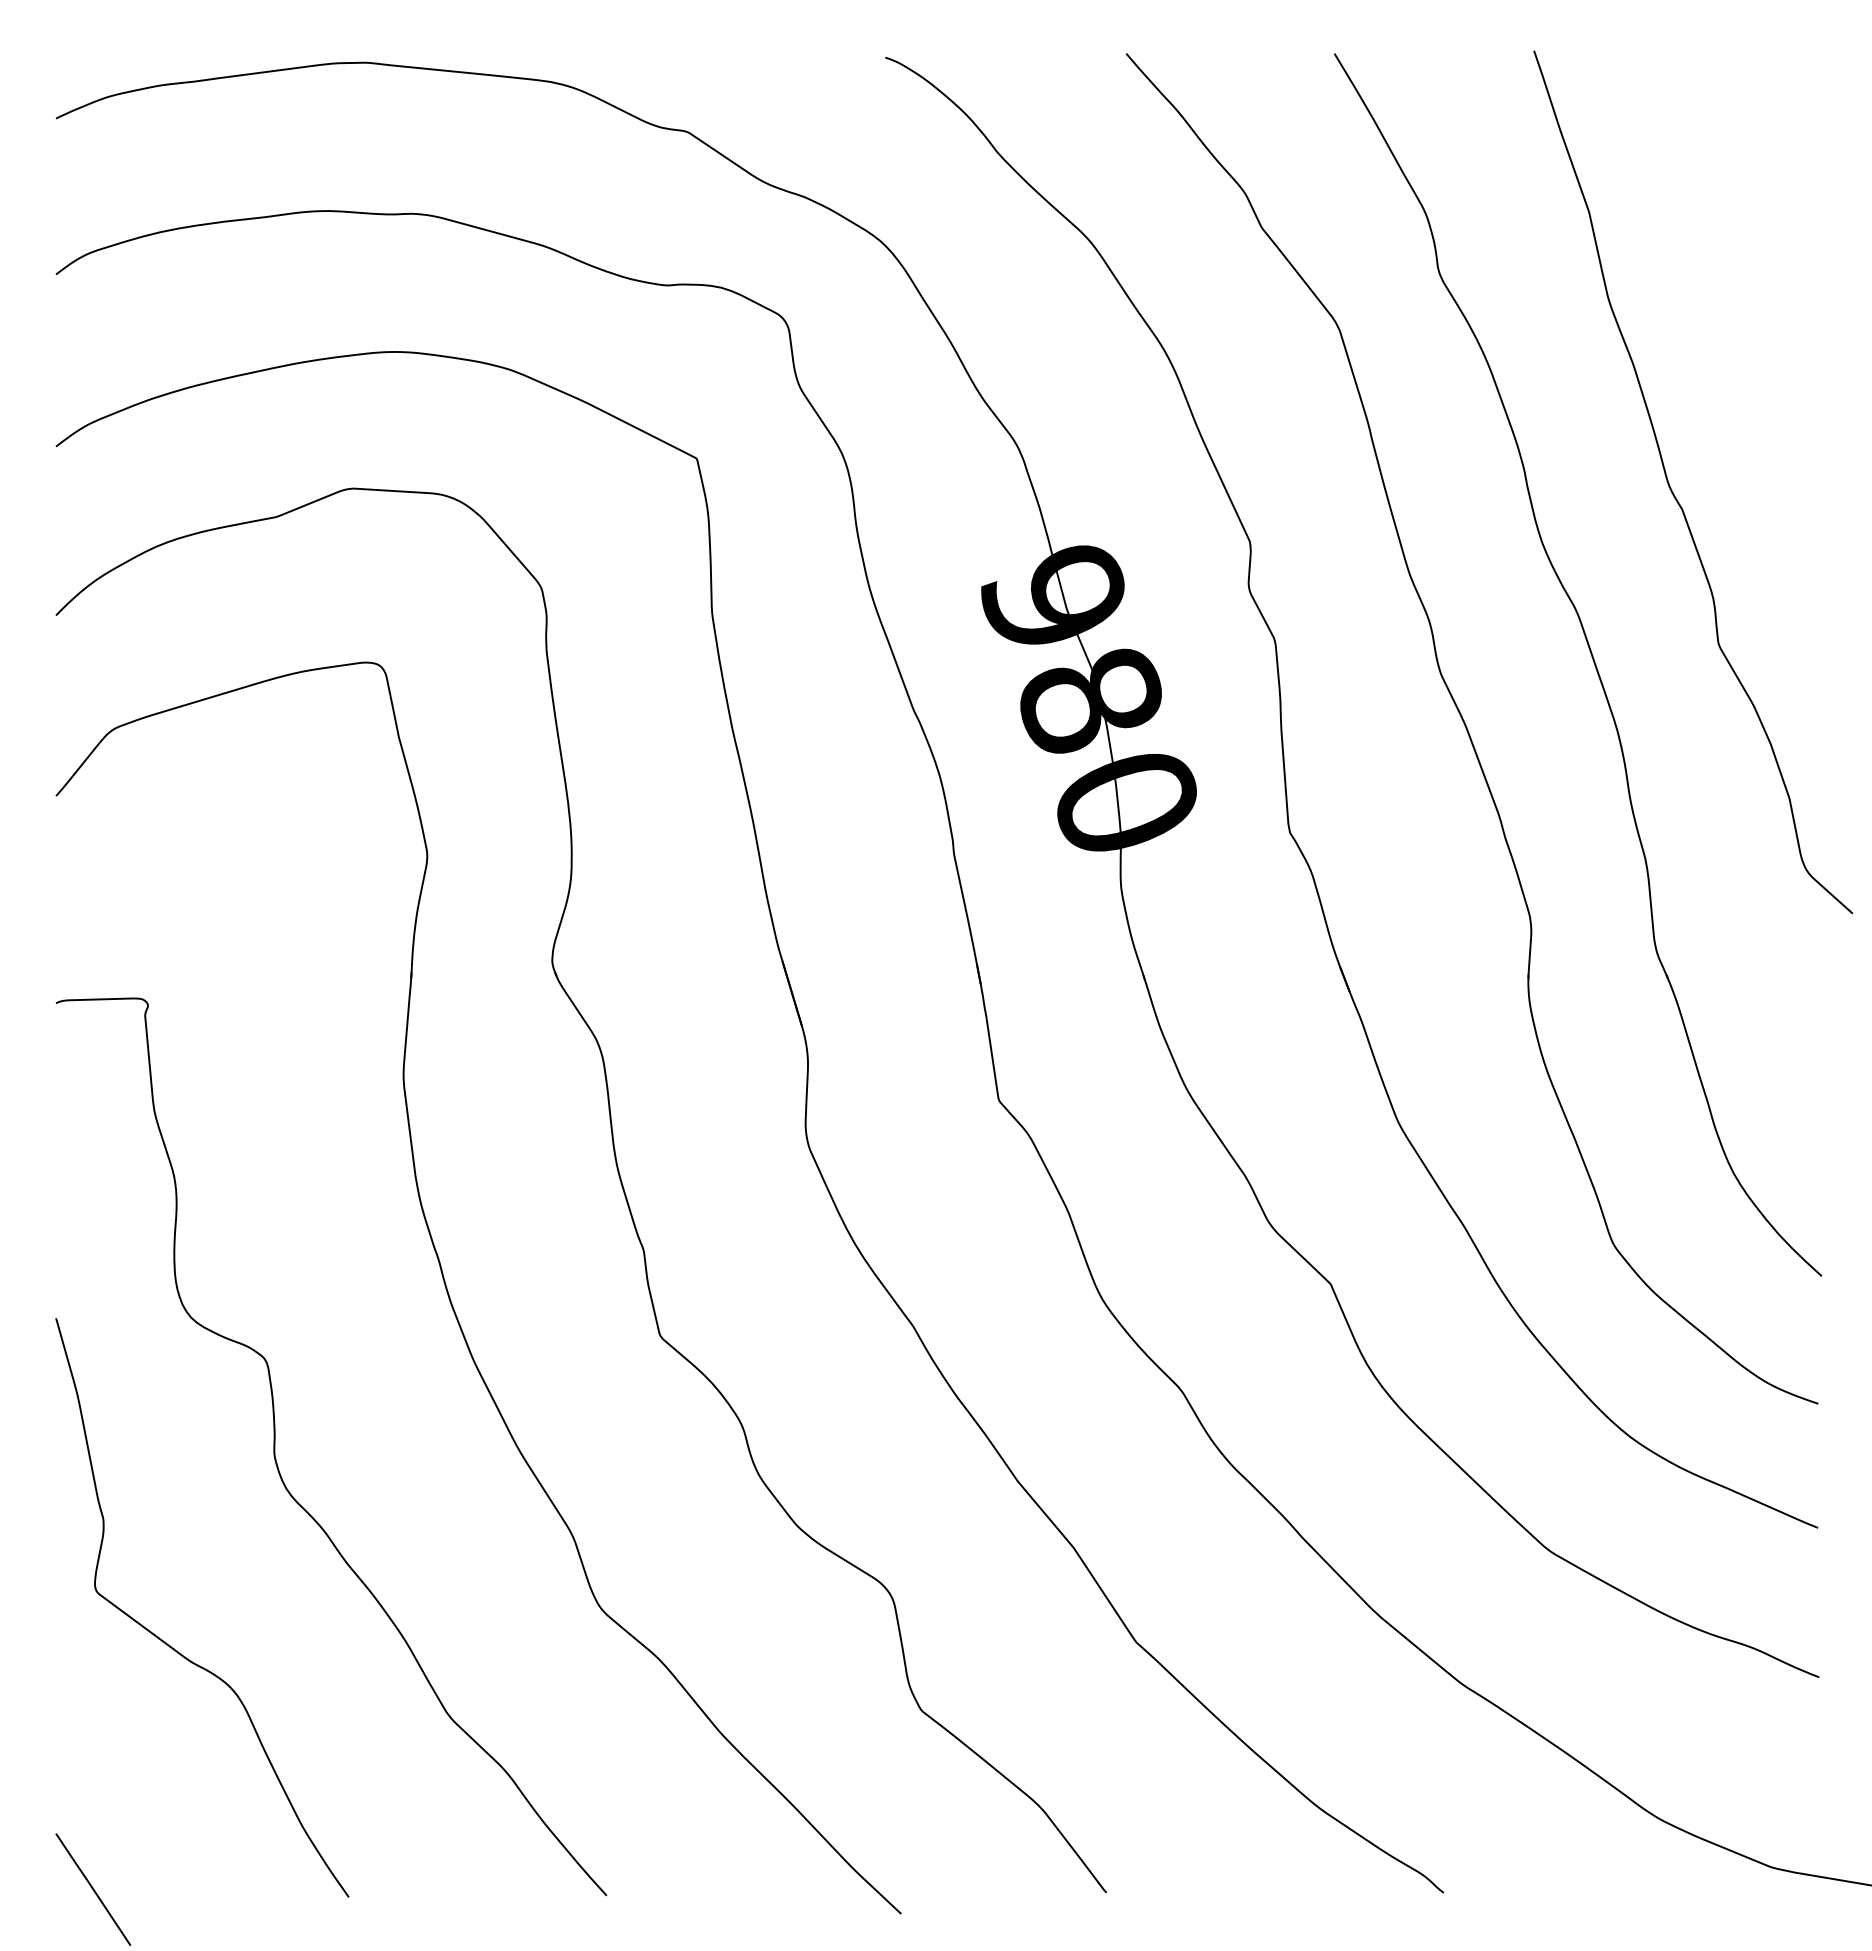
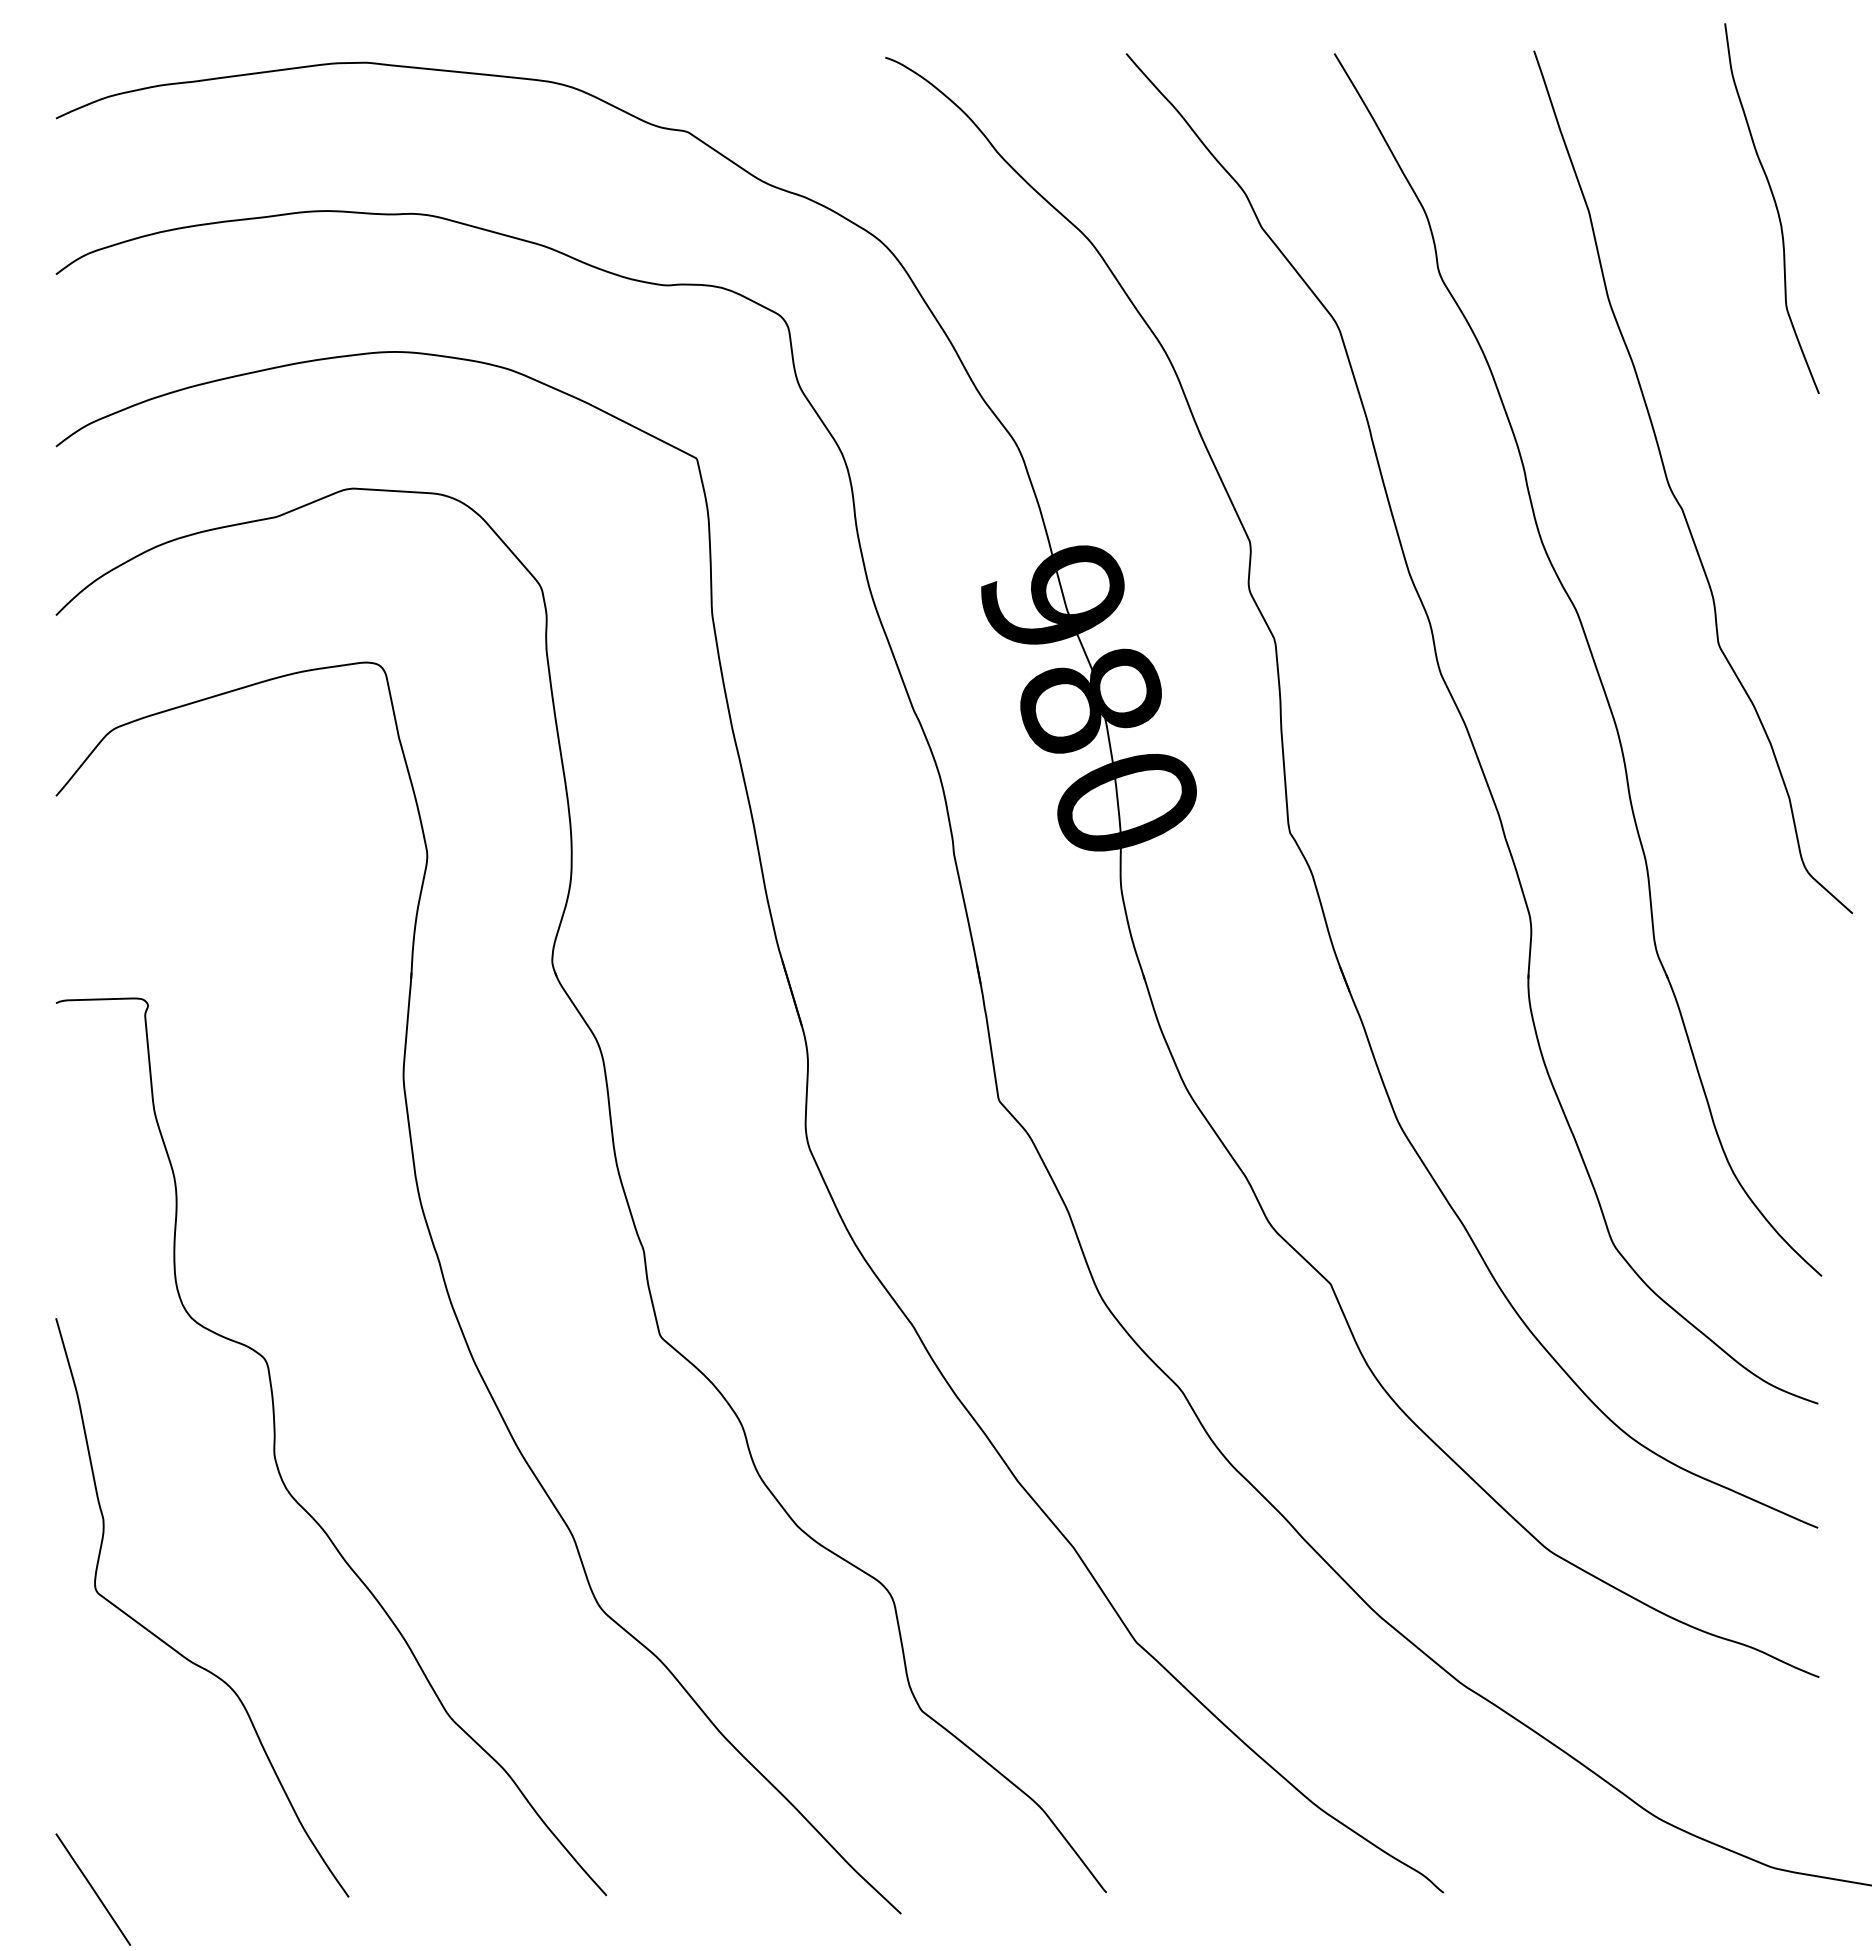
curve: none -> present (1775, 207)
